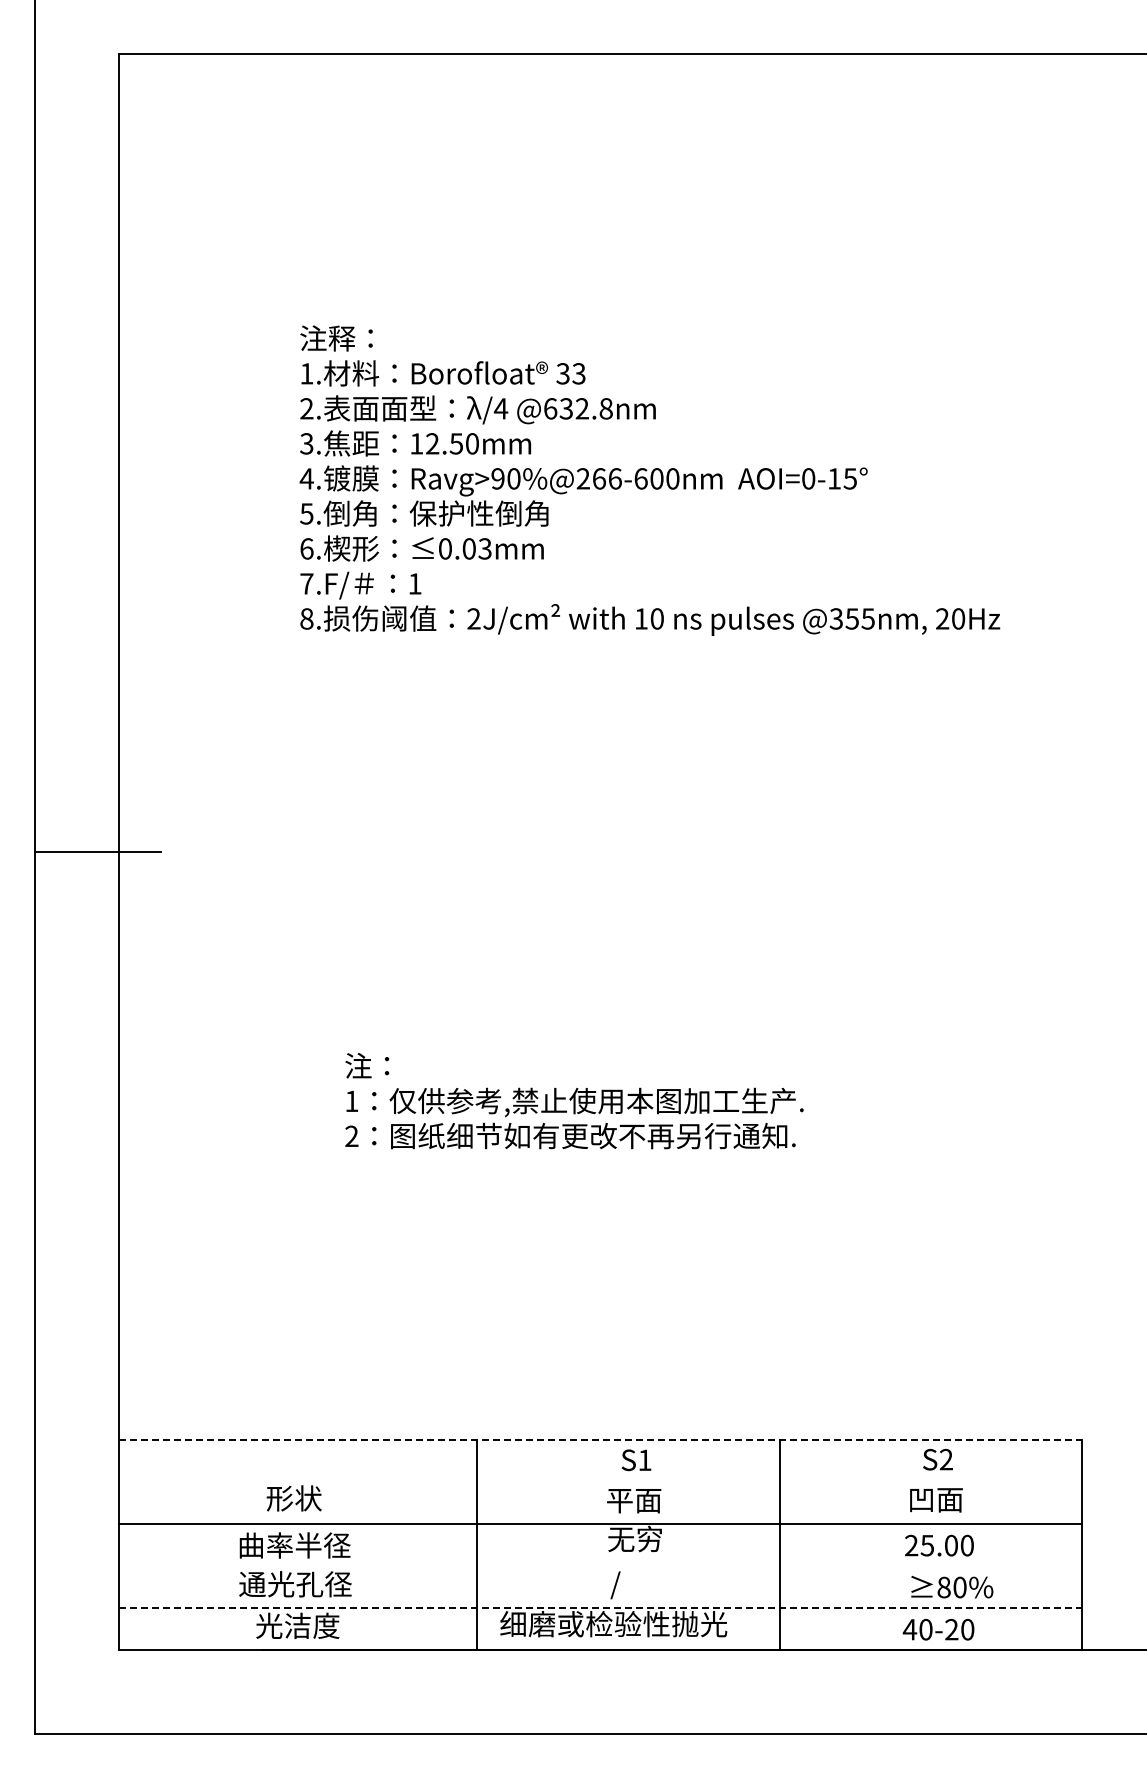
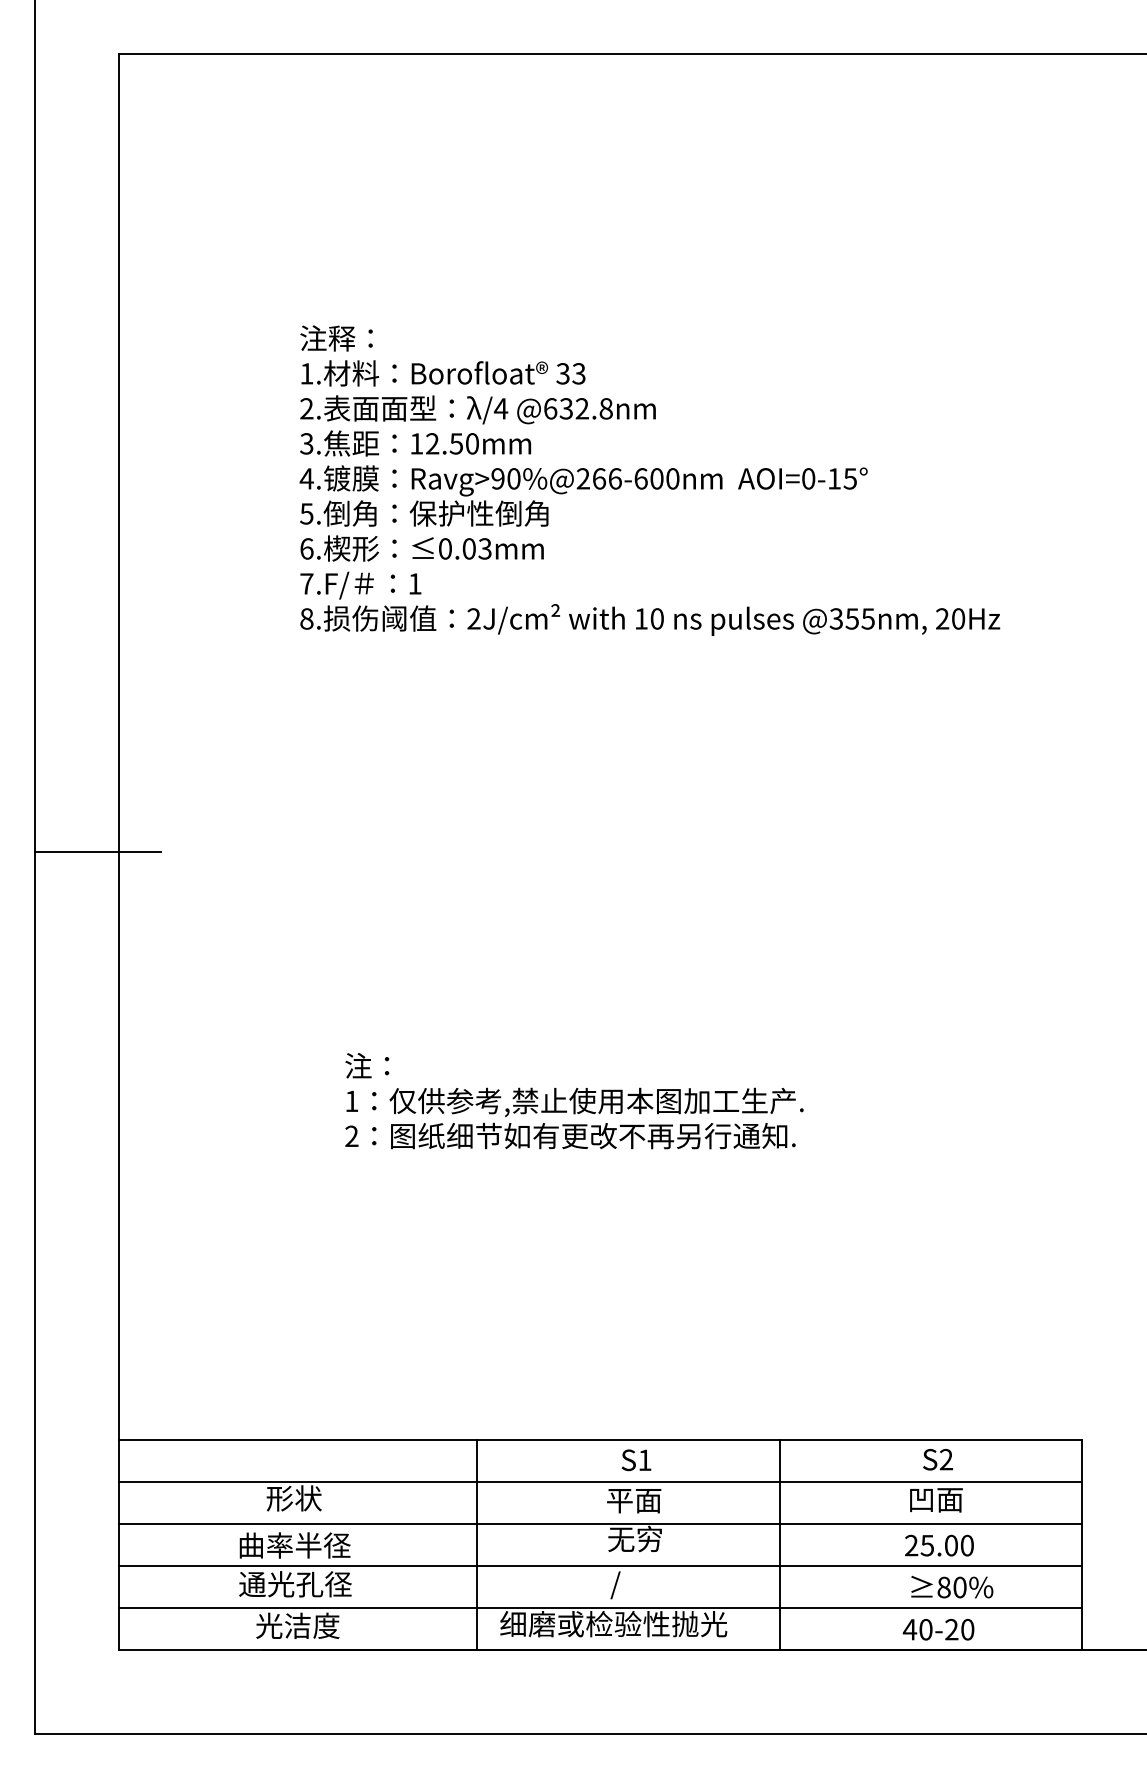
line: dashed -> solid (600, 1440)
line: none -> present (600, 1482)
line: none -> present (600, 1566)
line: dashed -> solid (600, 1608)
